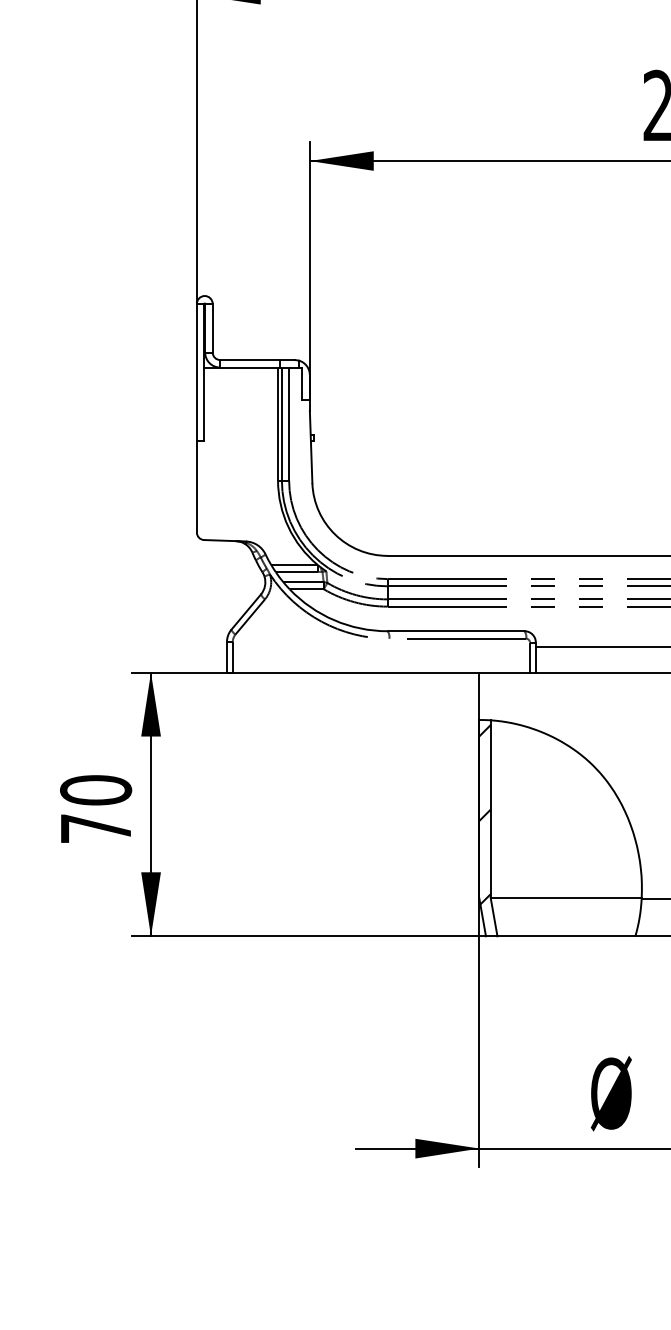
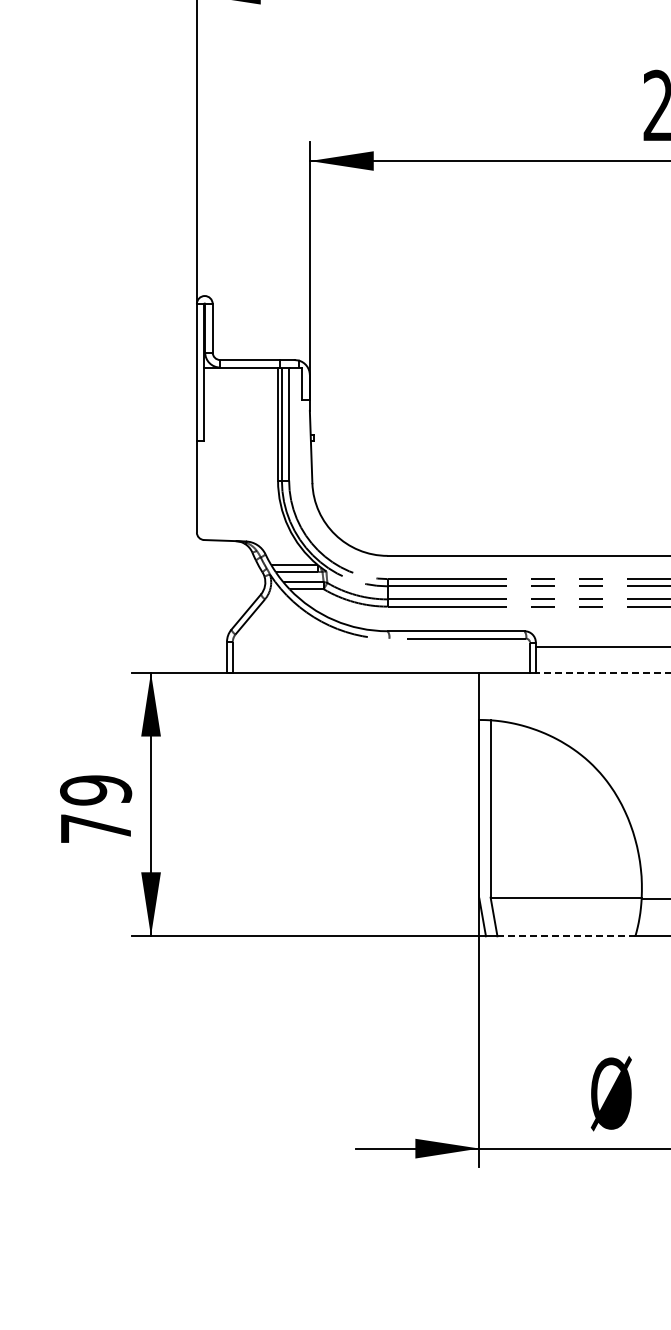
line: solid -> dashed (602, 672)
text: 70 -> 79 (96, 790)
hatch: present -> none (484, 814)
line: solid -> dashed (566, 936)
